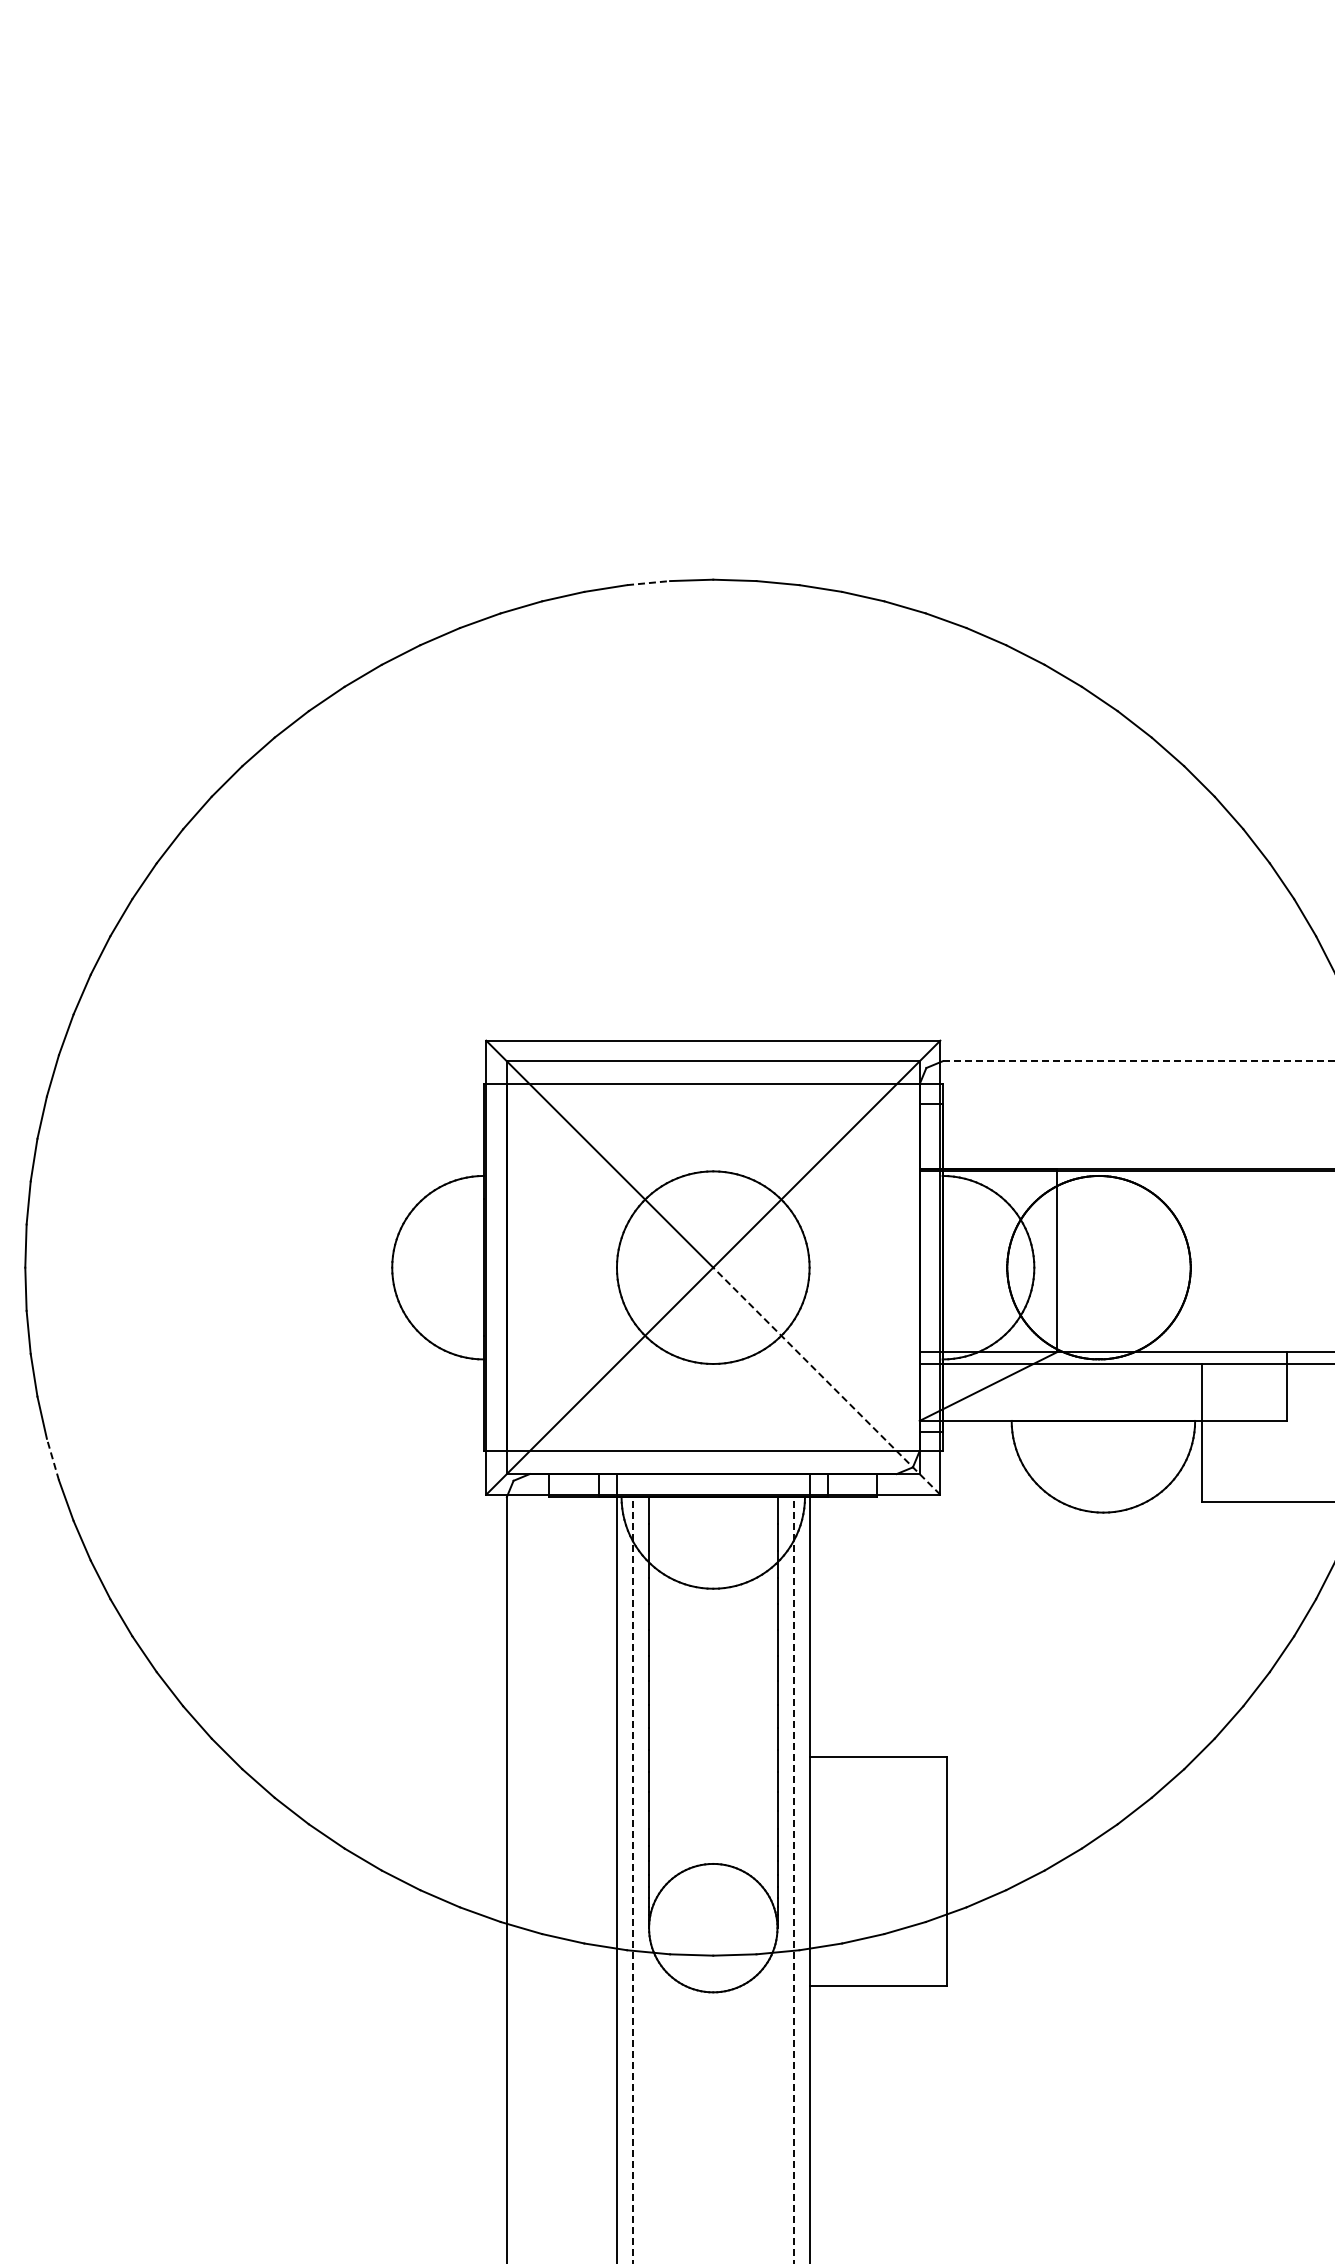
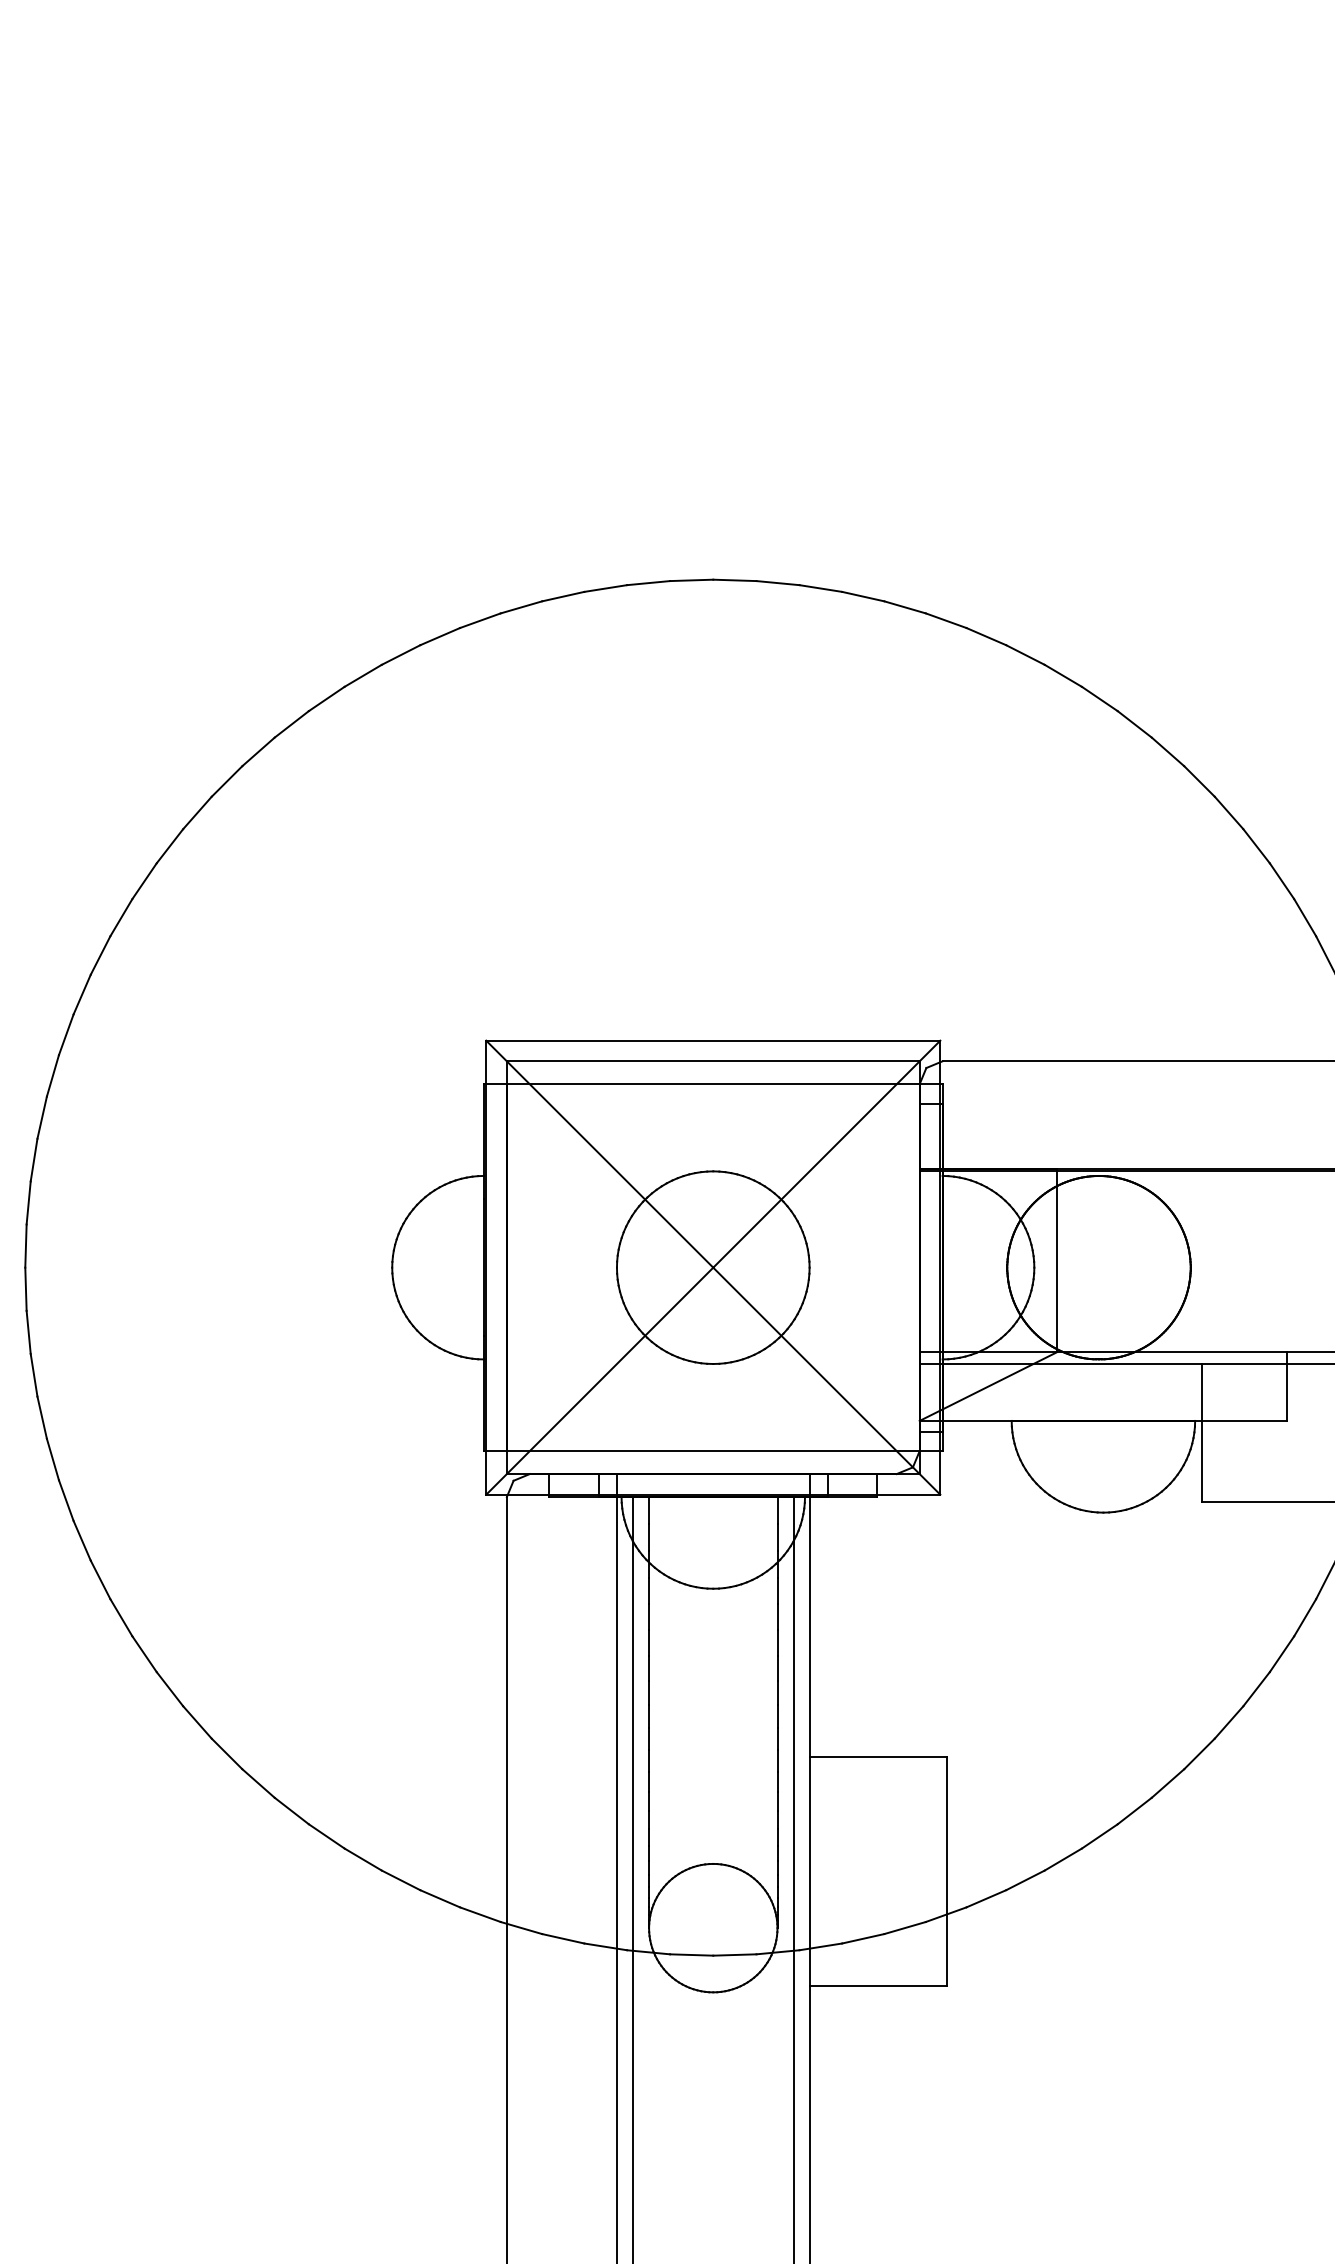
line: dashed -> solid (648, 583)
line: dashed -> solid (1138, 1061)
line: dashed -> solid (826, 1381)
line: dashed -> solid (52, 1459)
line: dashed -> solid (633, 1879)
line: dashed -> solid (793, 1879)
